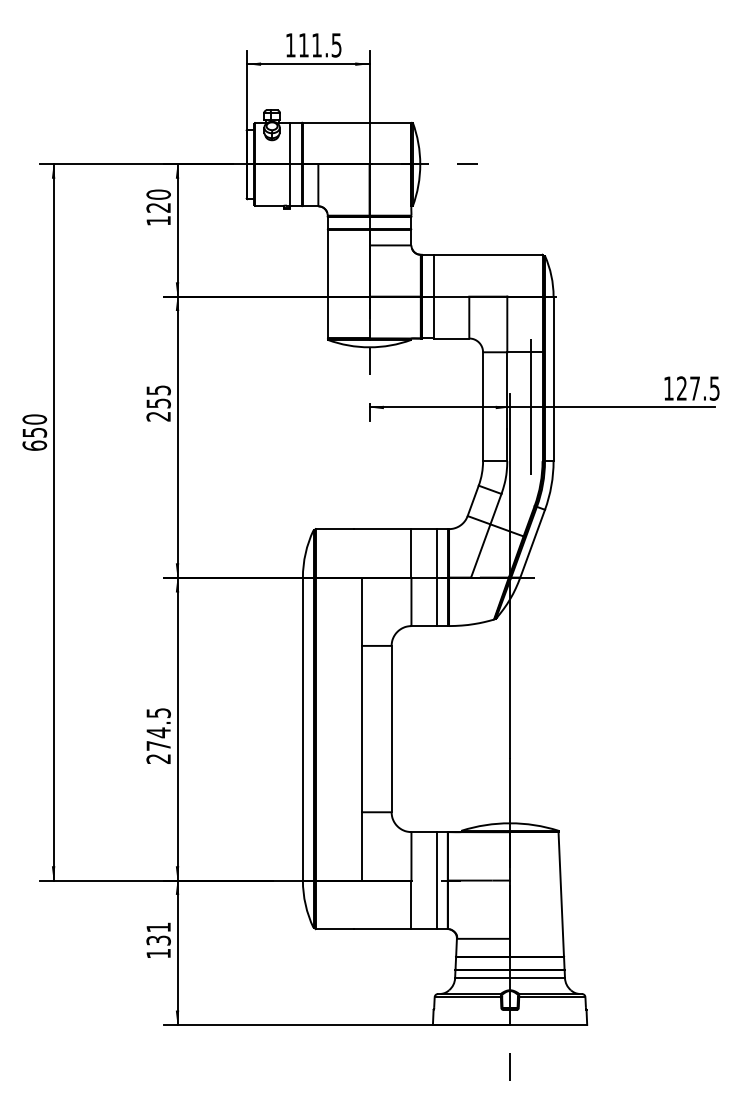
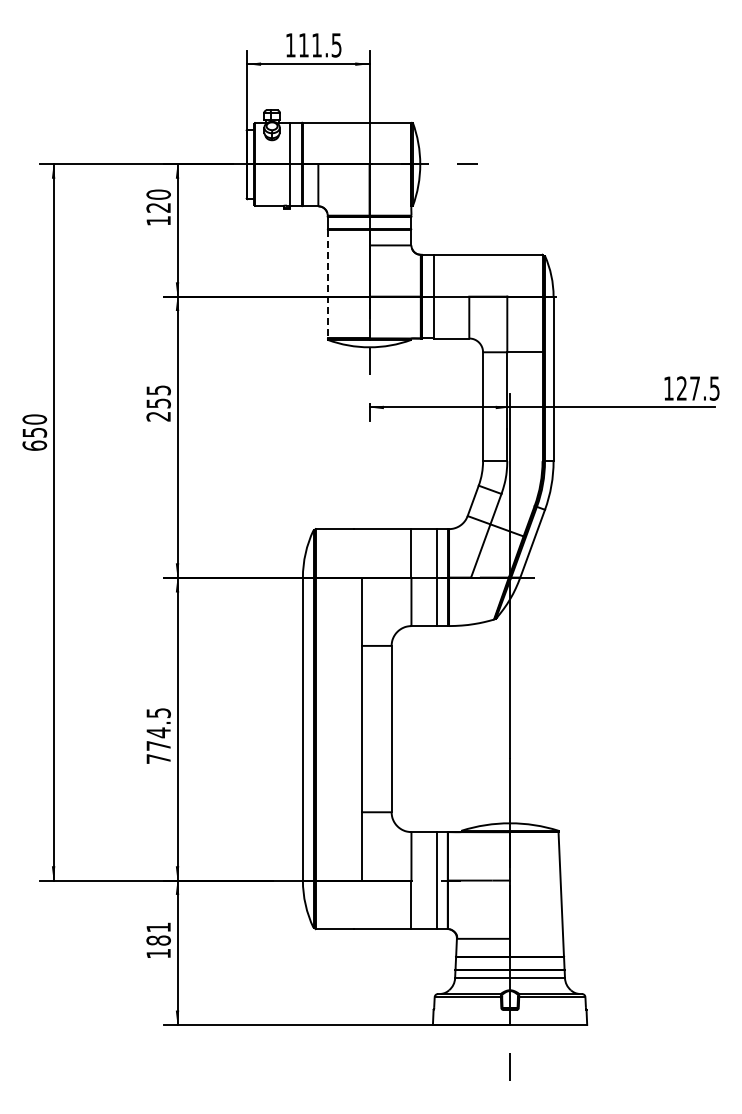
line: solid -> dashed (327, 284)
line: present -> none (531, 406)
text: 274.5 -> 774.5 (158, 758)
text: 131 -> 181 (158, 940)
